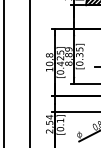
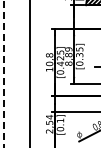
line: solid -> dashed (4, 74)
